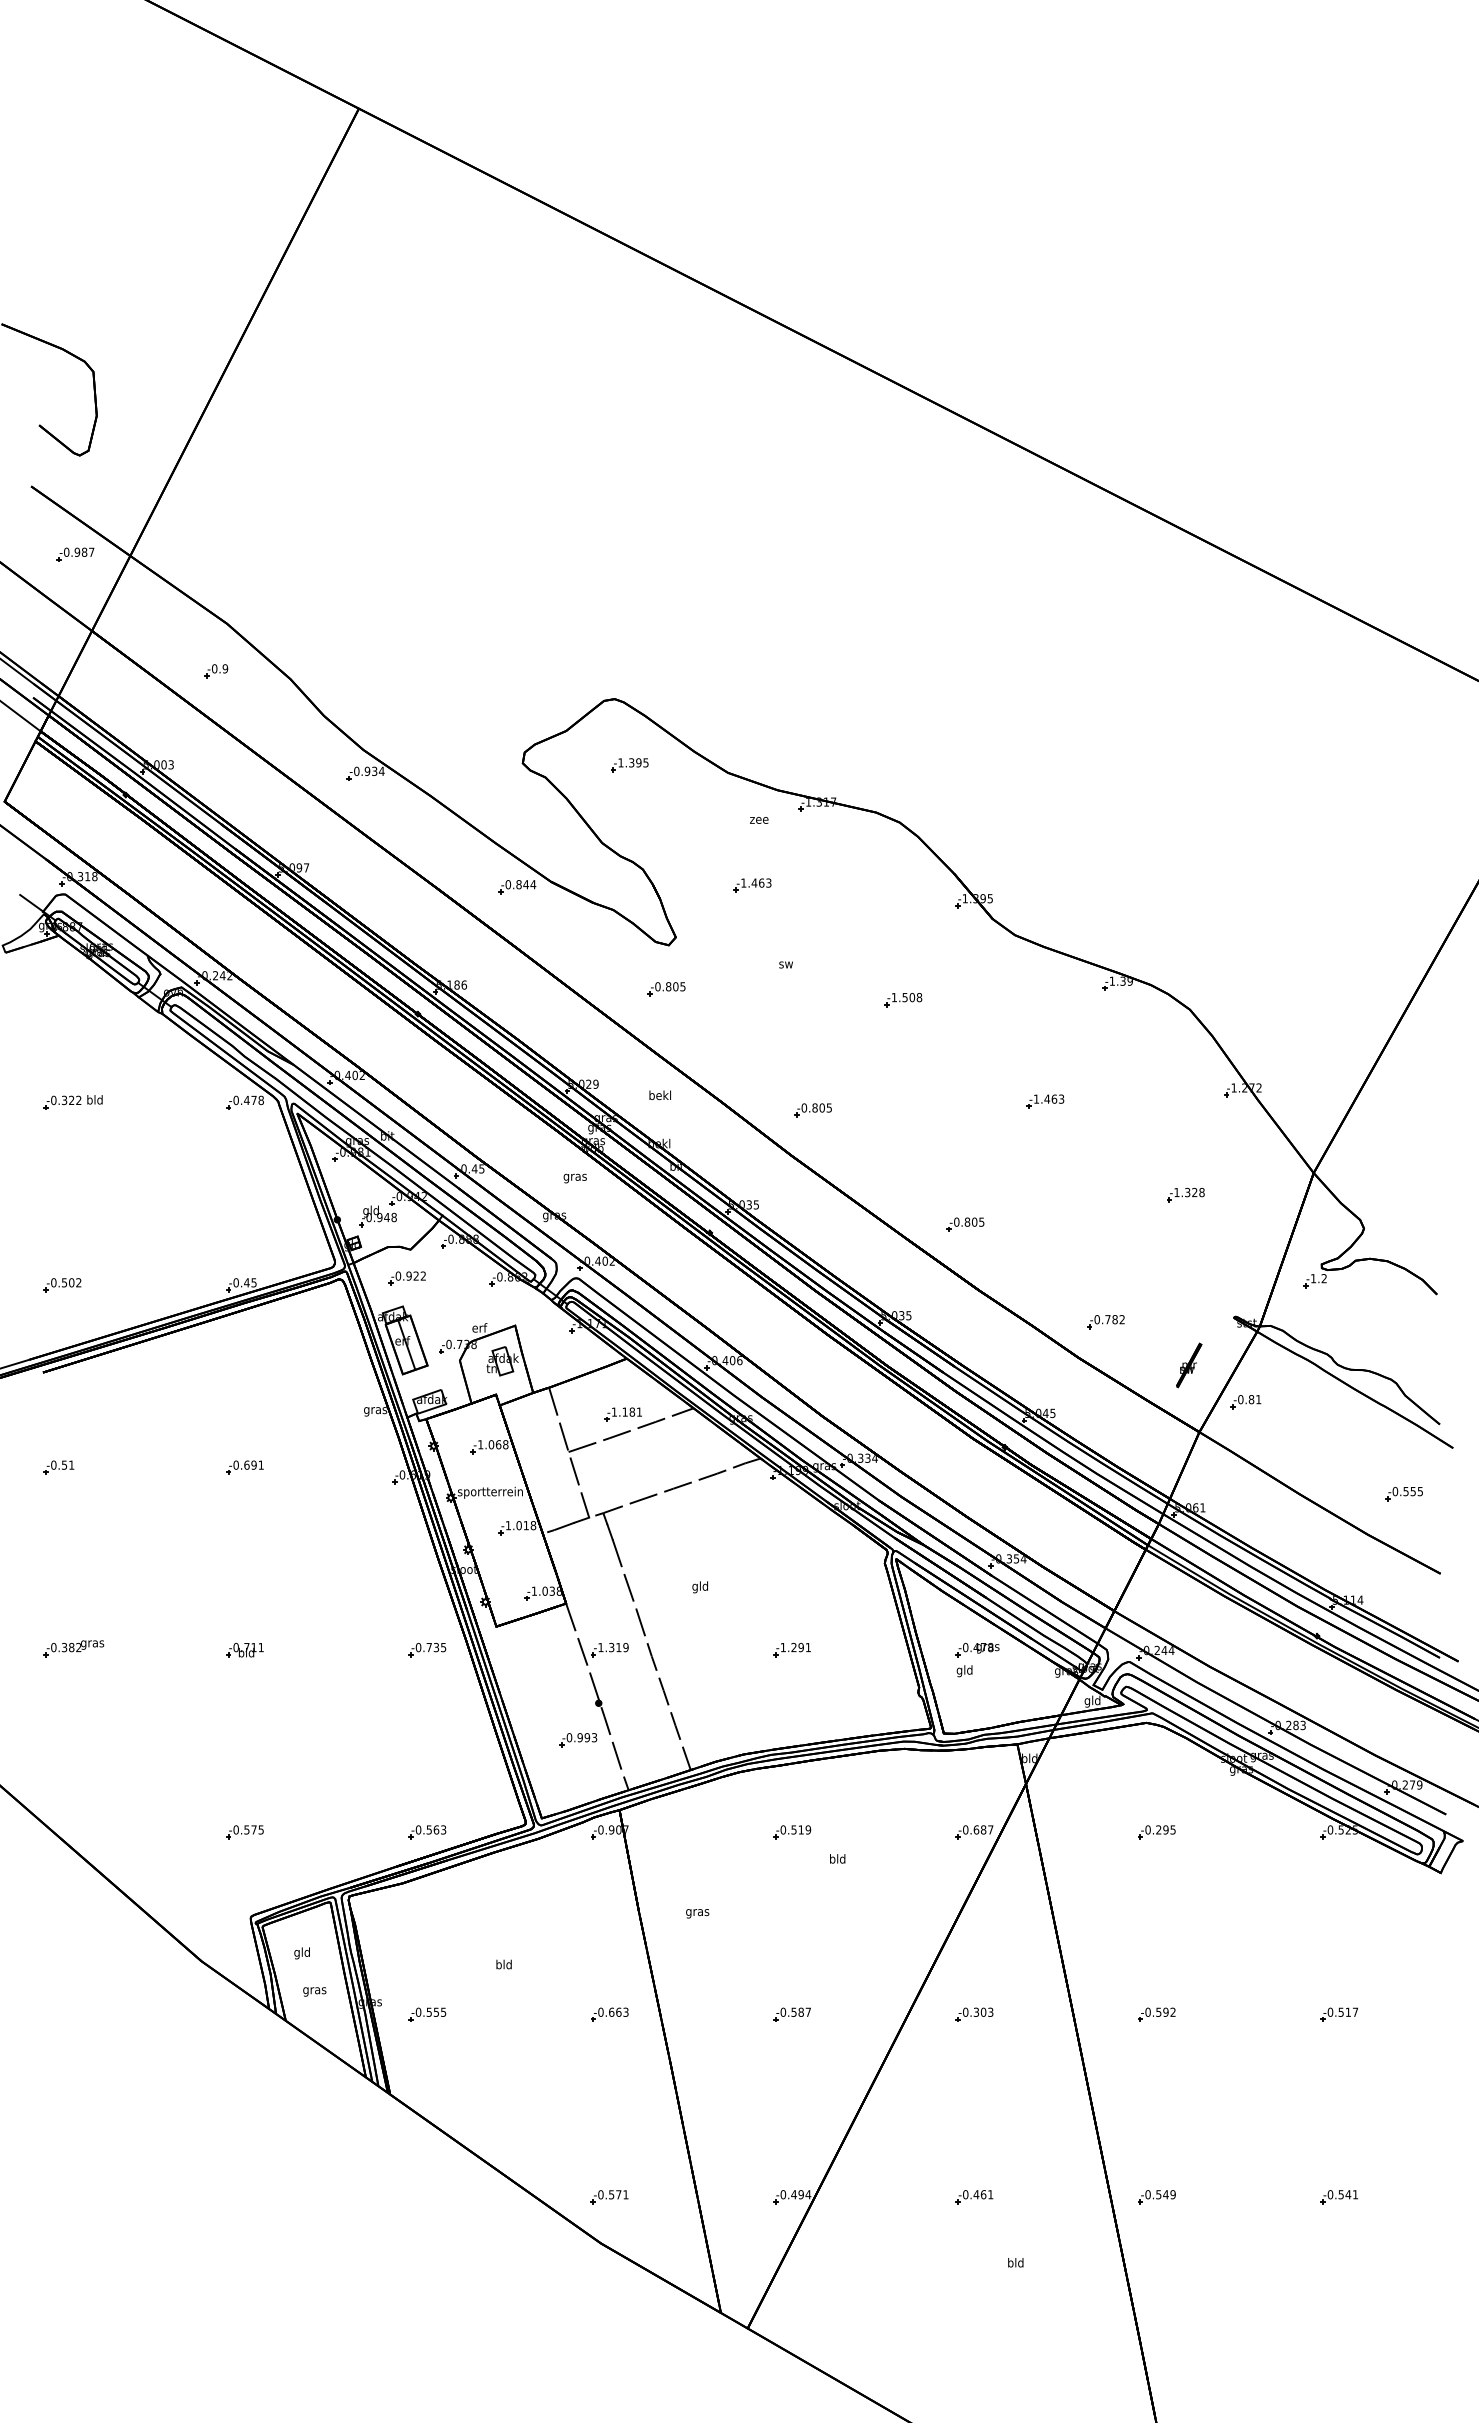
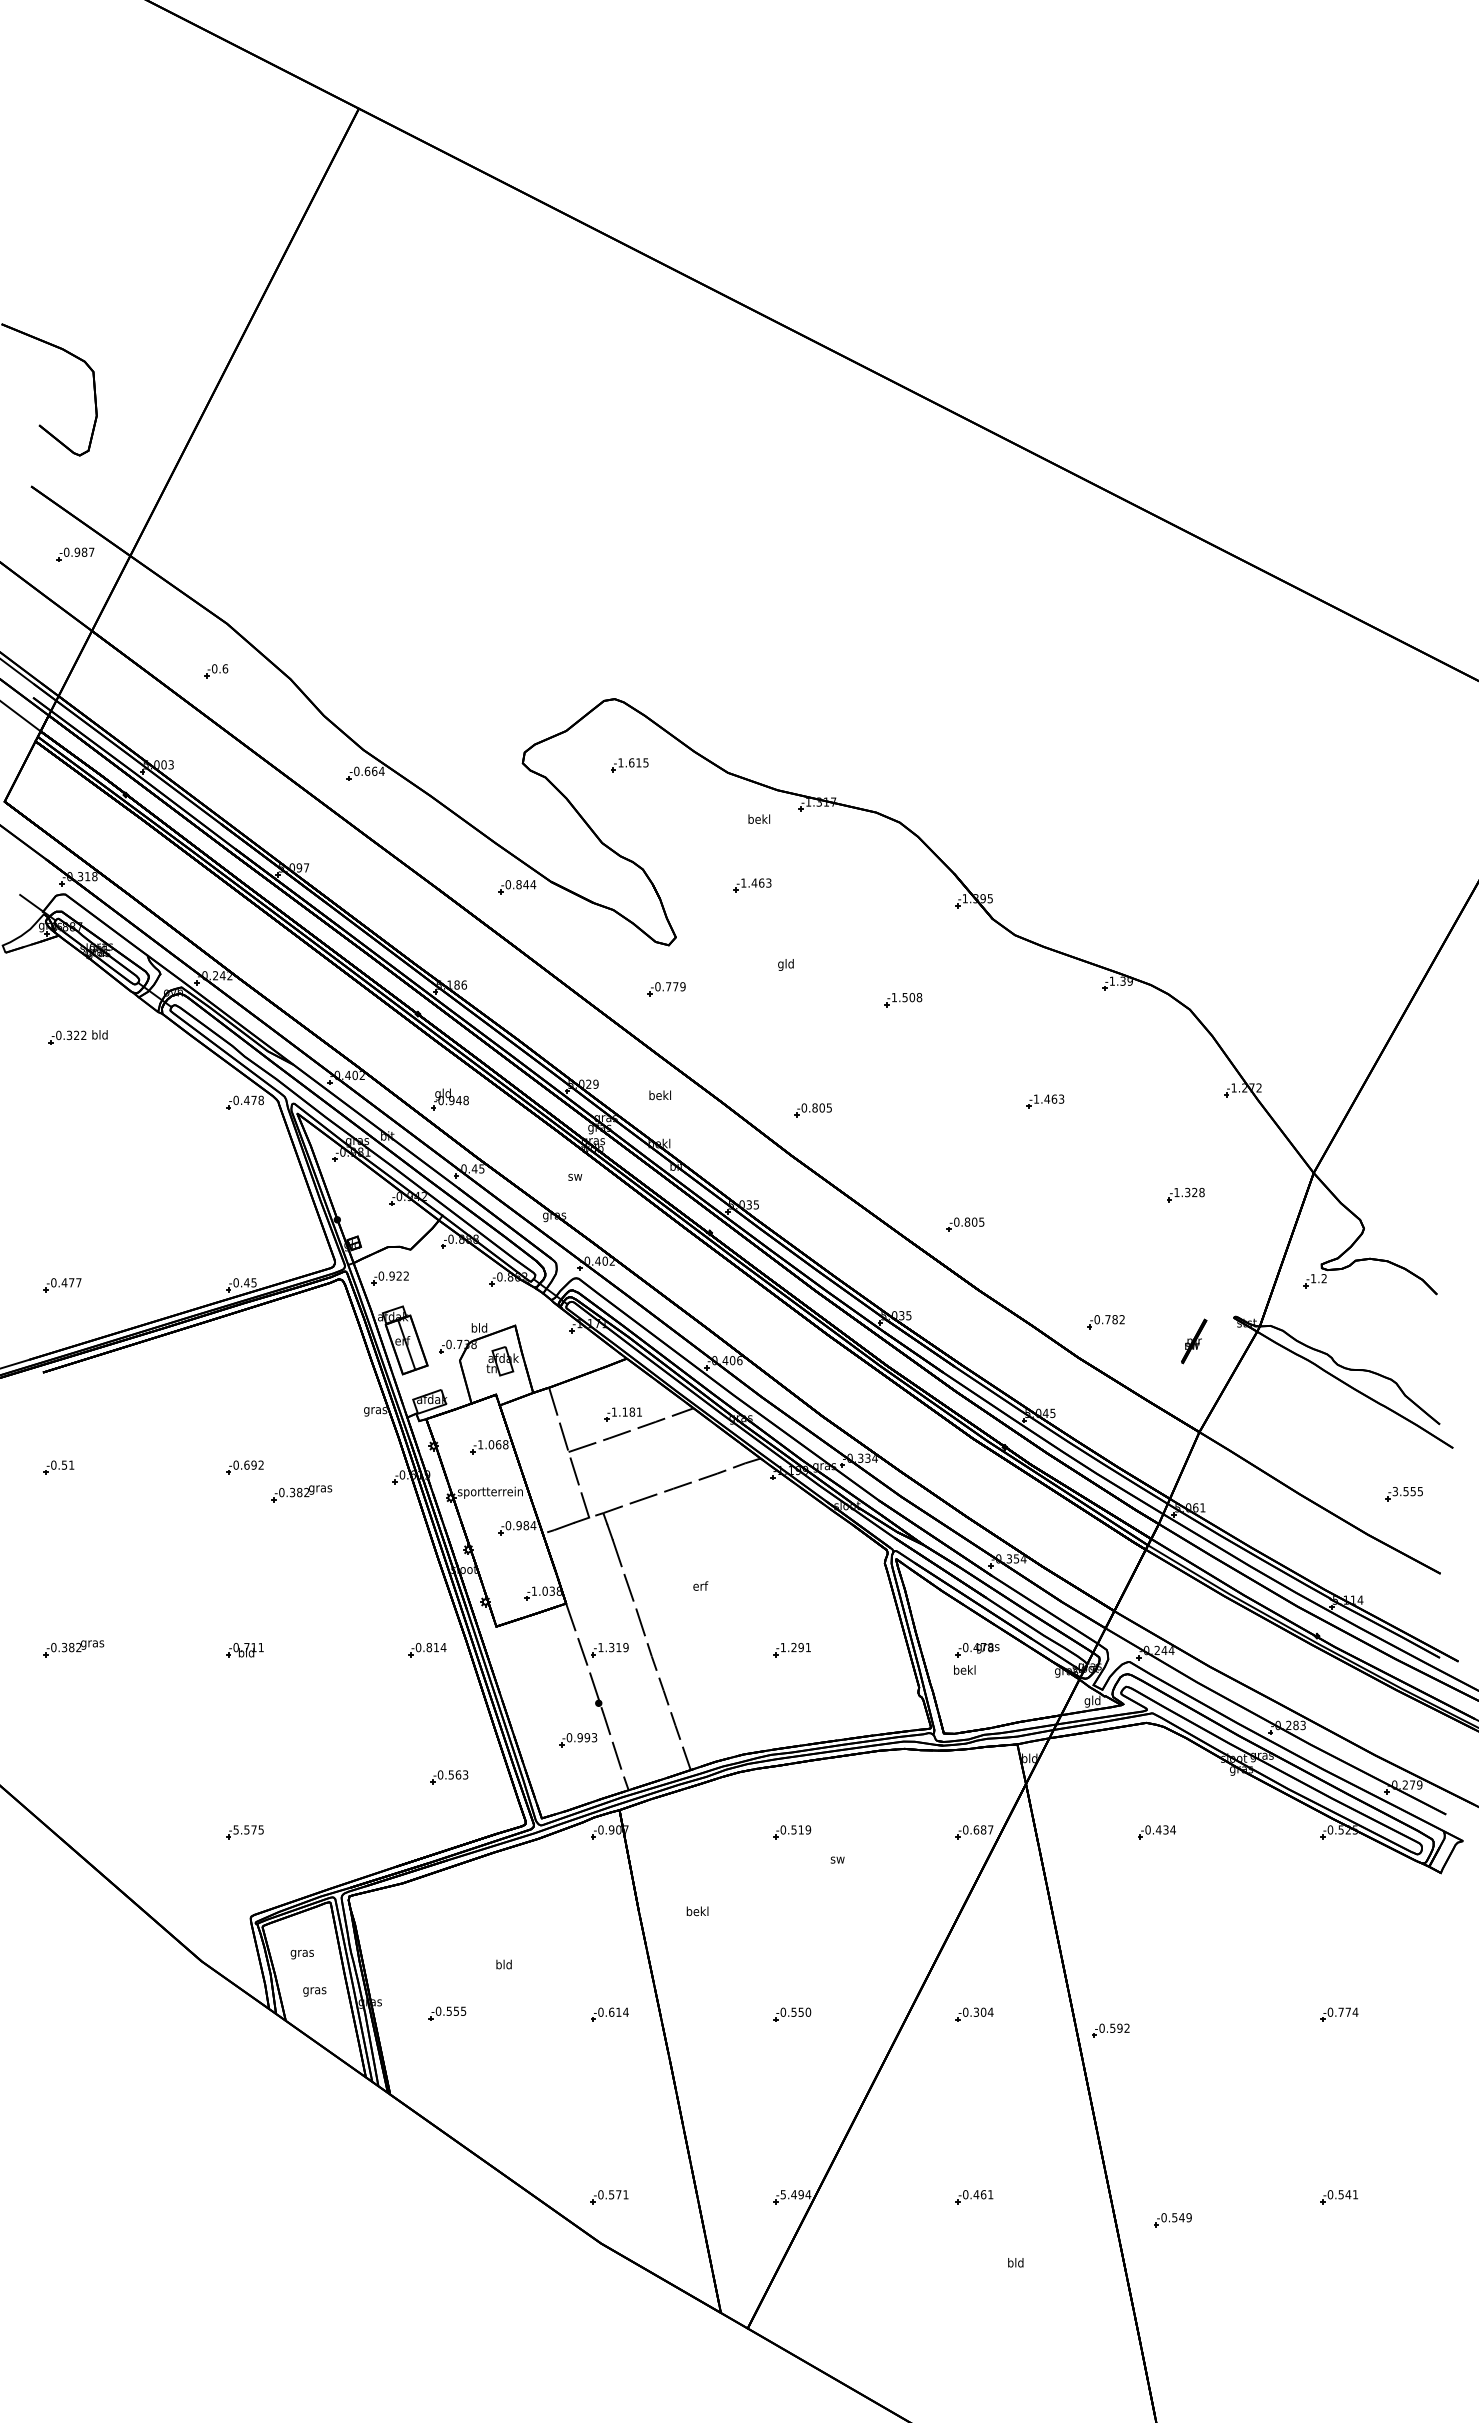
text: -0.9 -> -0.6 (225, 668)
text: -1.395 -> -1.615 (635, 762)
text: -0.934 -> -0.664 (370, 770)
text: zee -> bekl (759, 818)
text: sw -> gld (785, 964)
text: -0.805 -> -0.779 (675, 986)
part position: (72, 1102) -> (77, 1037) (77, 1037)
text: gras -> sw (574, 1178)
part position: (377, 1216) -> (449, 1099) (449, 1099)
part position: (406, 1278) -> (389, 1278) (389, 1278)
text: -0.502 -> -0.477 (71, 1282)
text: erf -> bld (479, 1327)
part position: (1189, 1365) -> (1194, 1341) (1194, 1341)
part: present -> none (1245, 1402)
text: -0.691 -> -0.692 (260, 1464)
text: -0.555 -> -3.555 (1395, 1491)
part: none -> present (301, 1493)
text: -1.018 -> -0.984 (520, 1525)
text: gld -> erf (700, 1587)
text: -0.735 -> -0.814 (436, 1647)
text: gld -> bekl (964, 1671)
text: -0.575 -> -5.575 (235, 1829)
text: -0.295 -> -0.434 (1165, 1829)
part position: (427, 1832) -> (449, 1777) (449, 1777)
text: bld -> sw (837, 1858)
text: gras -> bekl (697, 1912)
text: gld -> gras (301, 1953)
text: -0.663 -> -0.614 (622, 2011)
text: -0.587 -> -0.550 (804, 2011)
text: -0.303 -> -0.304 (990, 2011)
text: -0.517 -> -0.774 (1348, 2011)
part position: (427, 2014) -> (447, 2013) (447, 2013)
part position: (1156, 2014) -> (1110, 2030) (1110, 2030)
text: -0.494 -> -5.494 (783, 2194)
part position: (1156, 2197) -> (1172, 2220) (1172, 2220)
